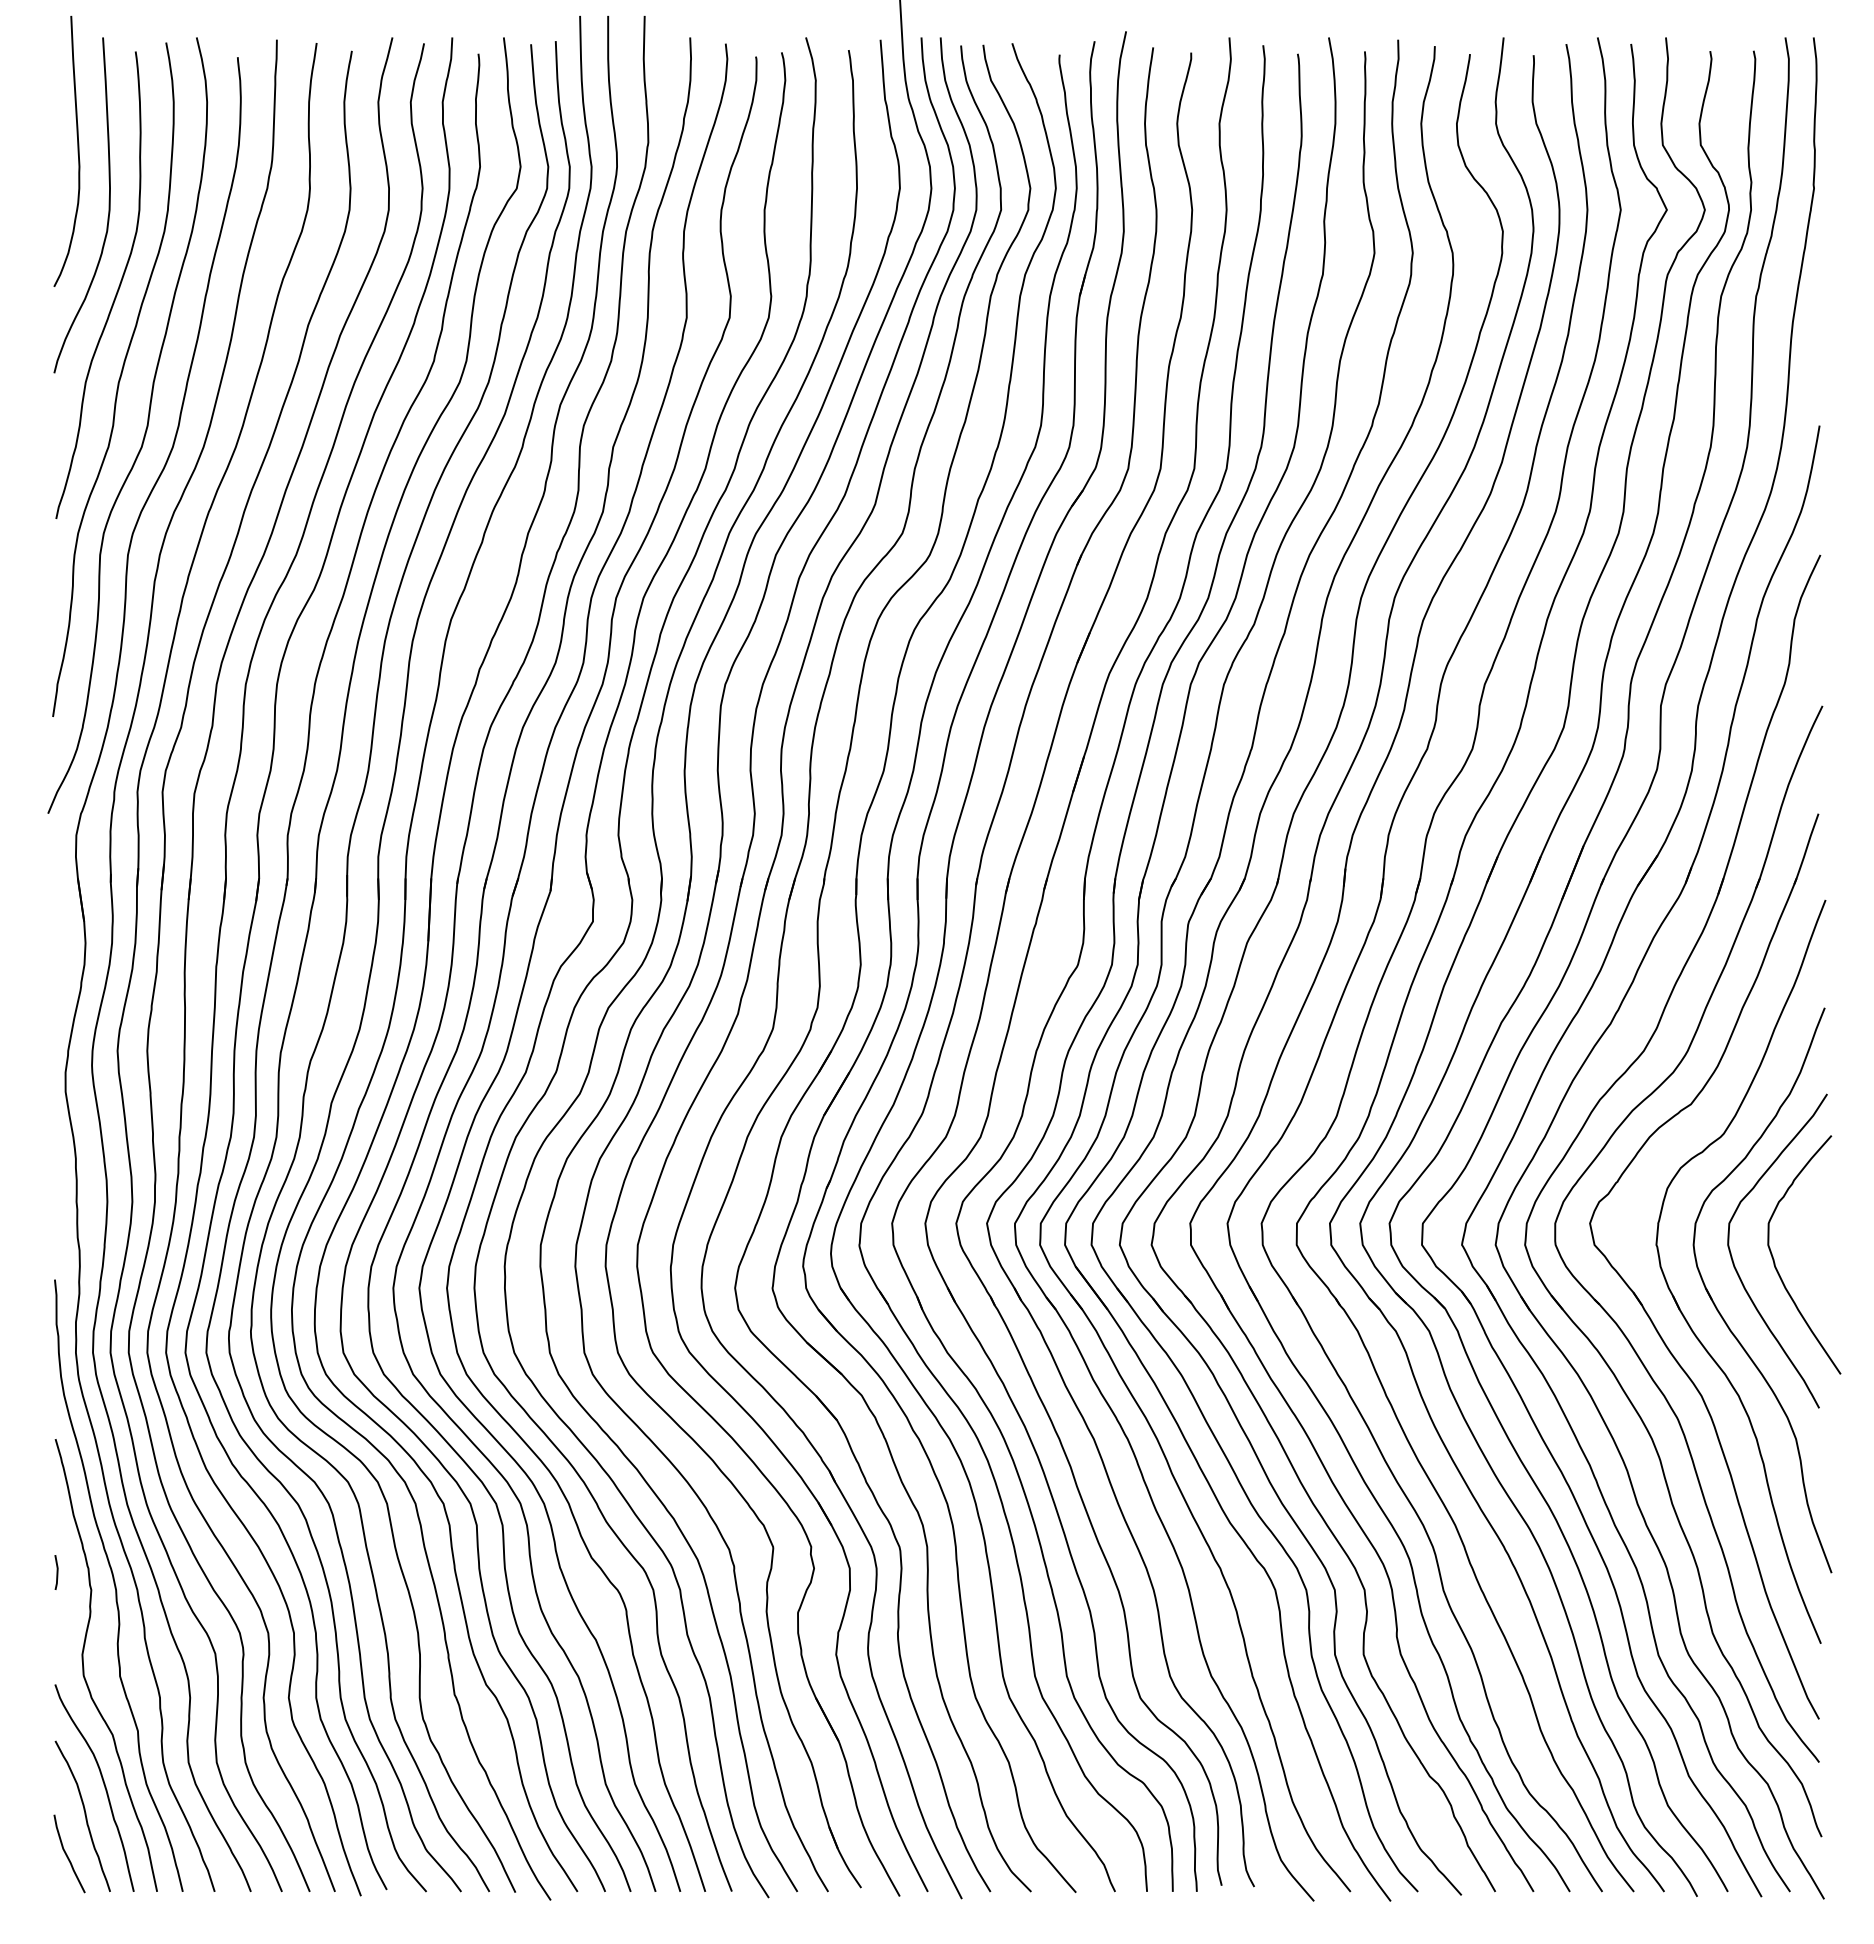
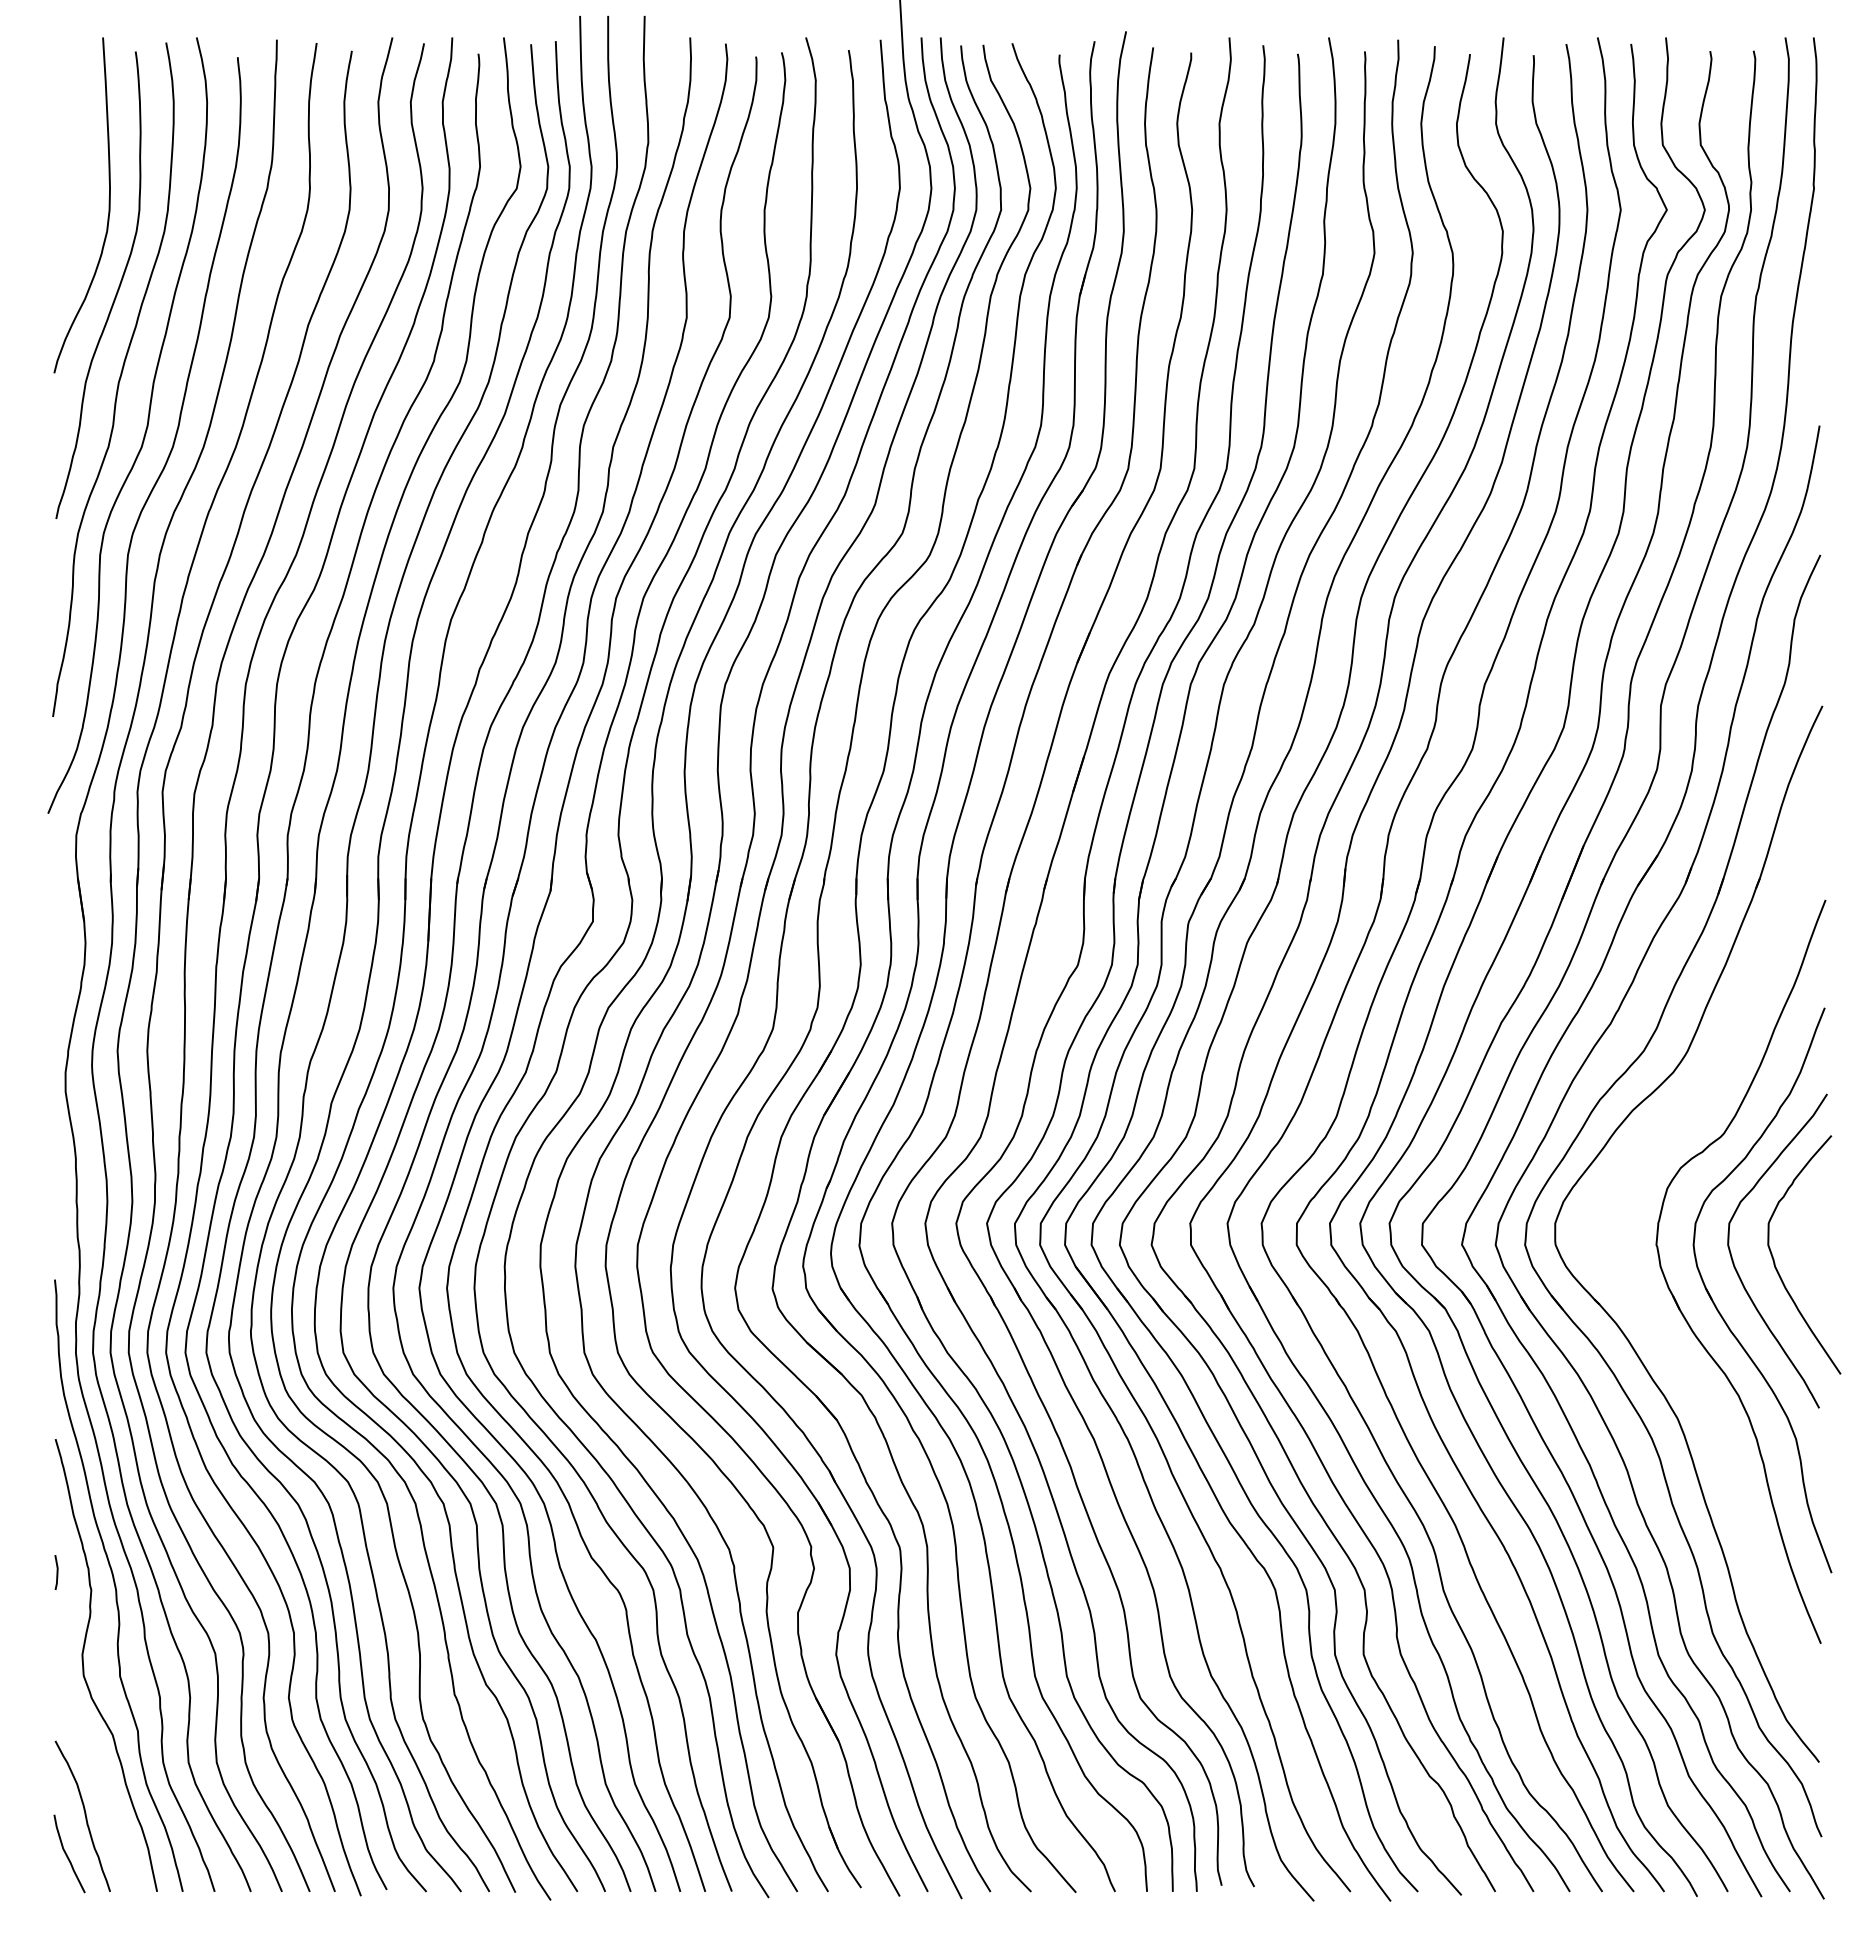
curve: present -> none (77, 150)
part: present -> none (1642, 1303)
curve: present -> none (103, 1784)
